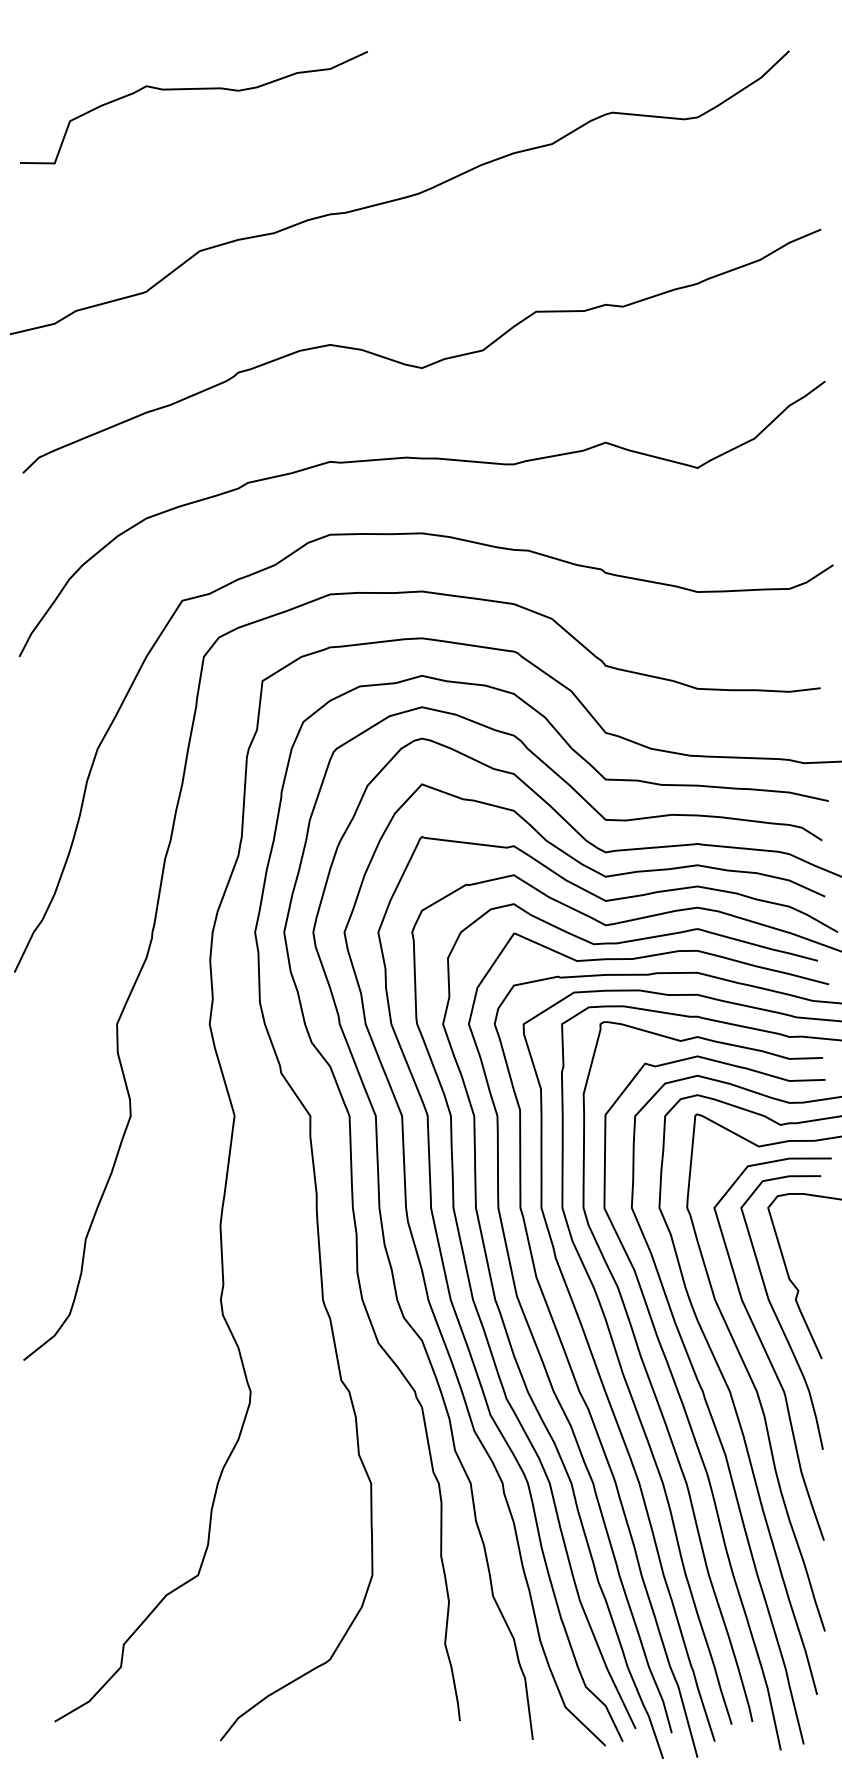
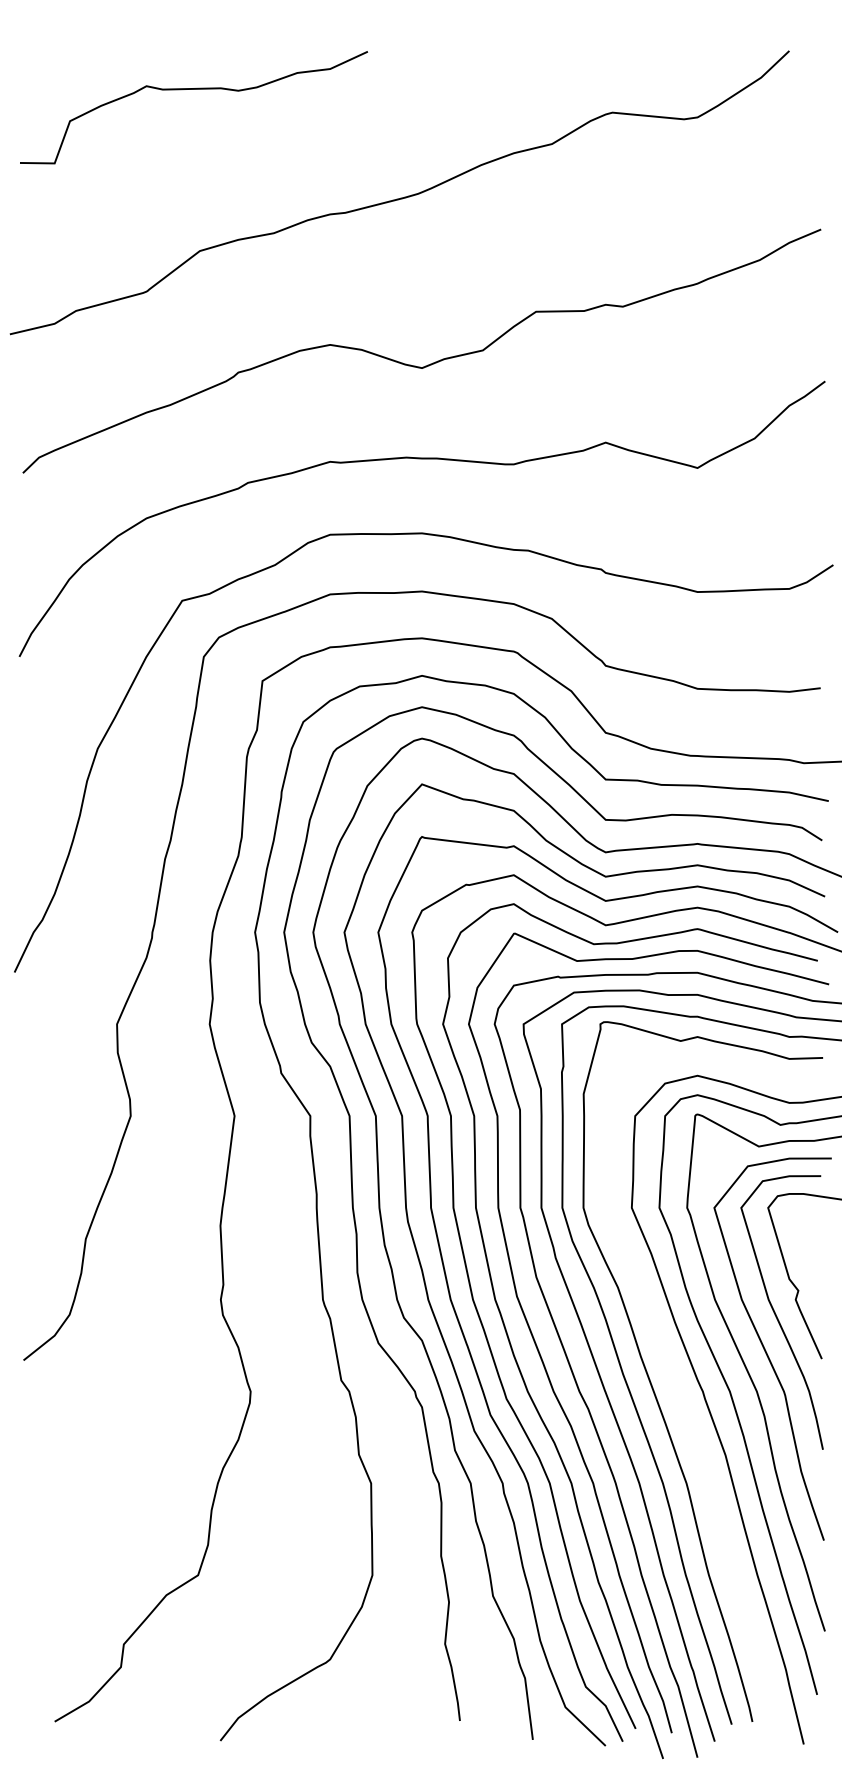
curve: present -> none (686, 1411)
